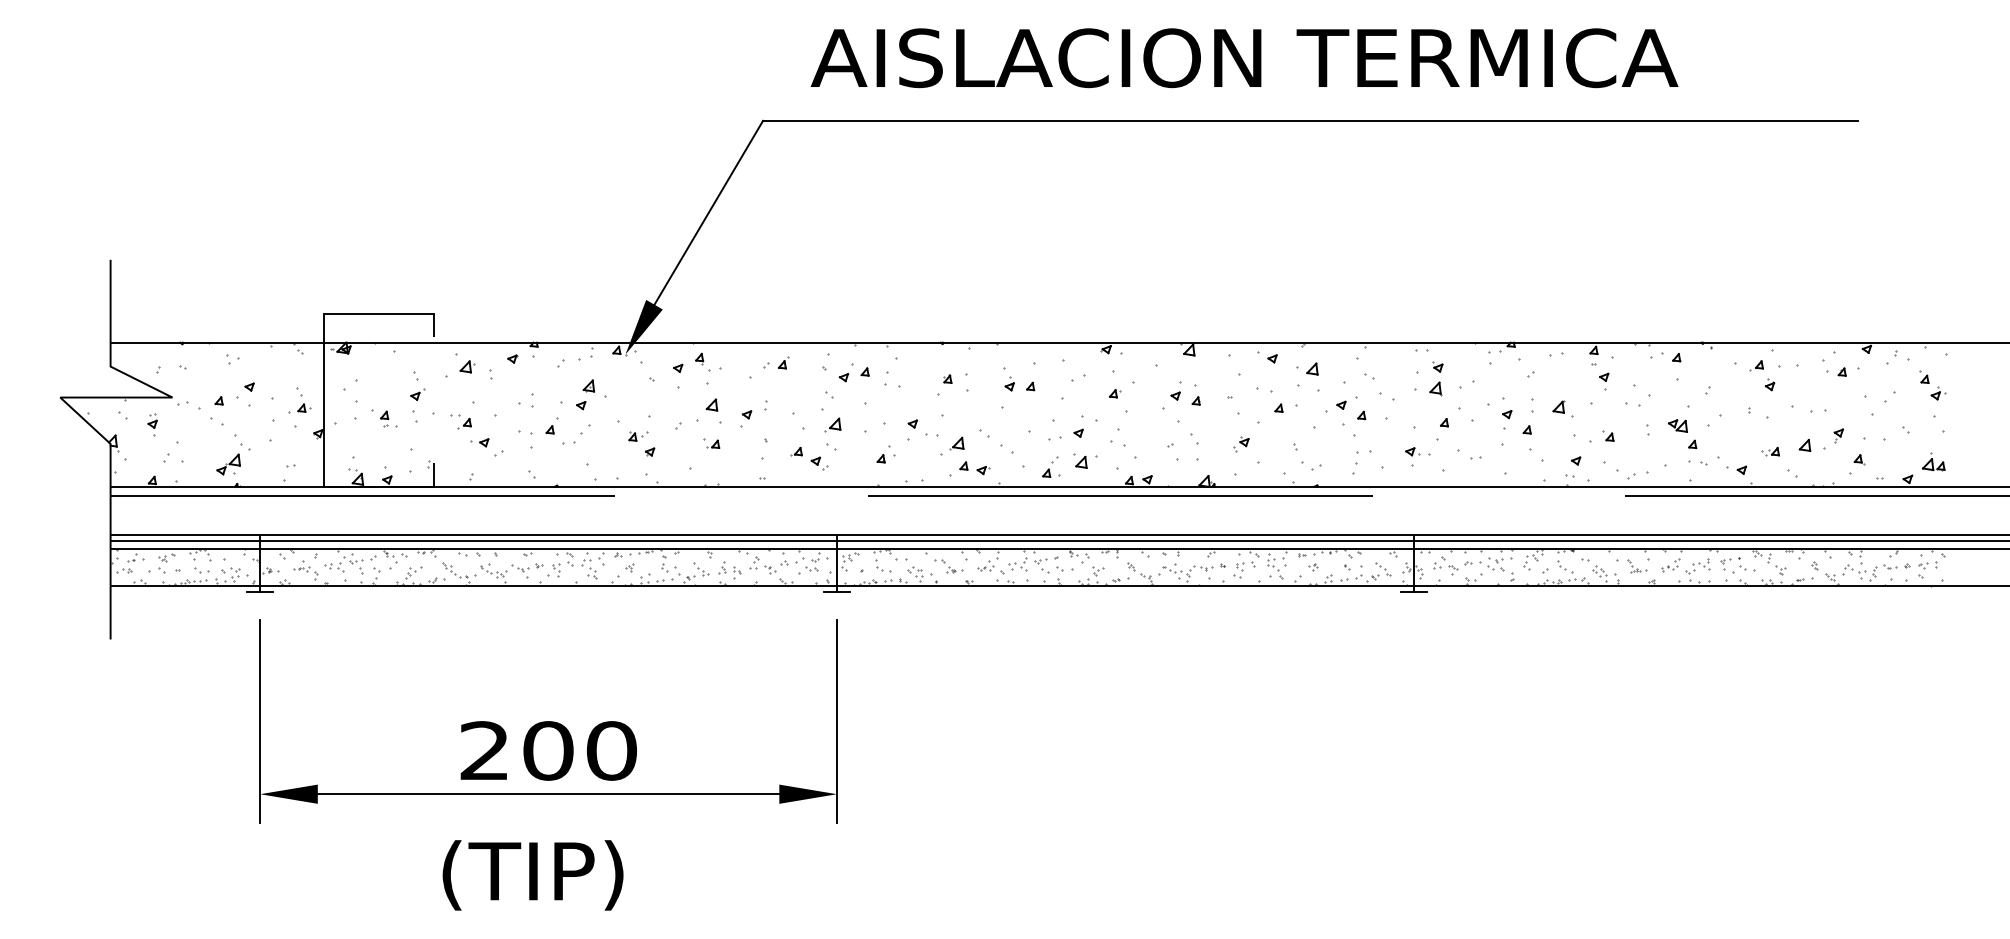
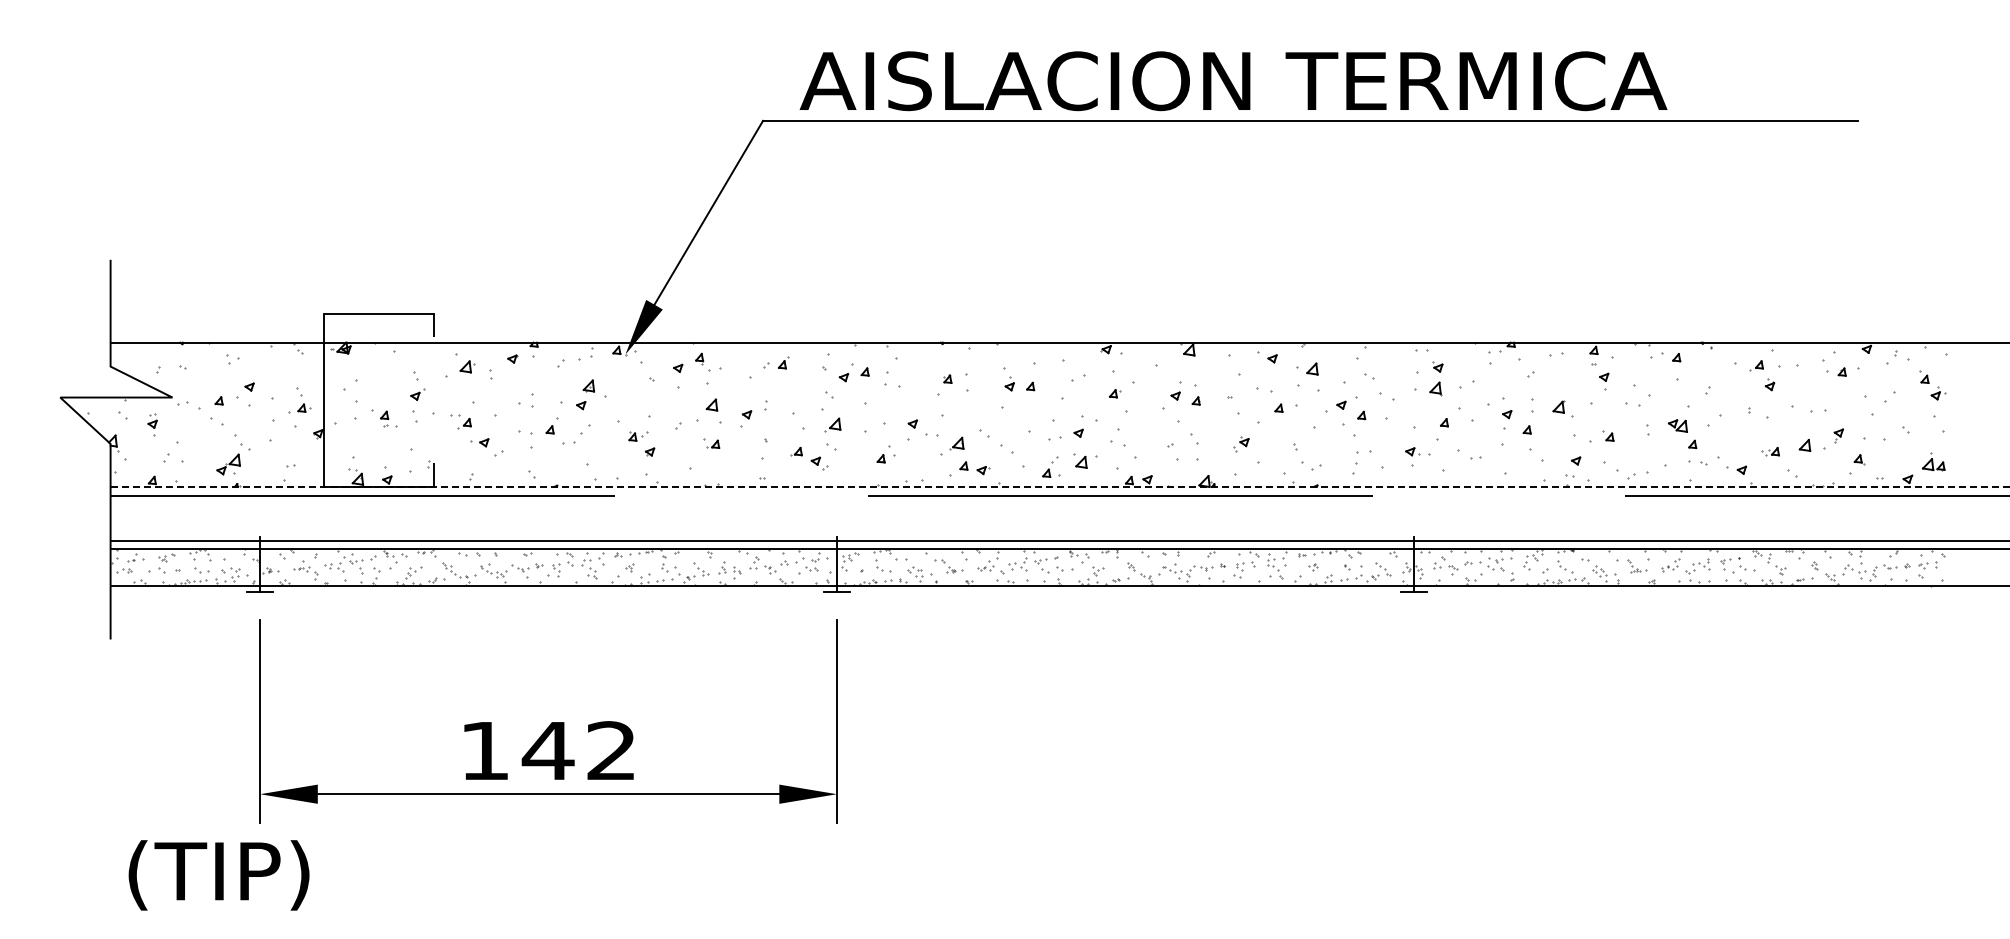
text position: (1244, 58) -> (1233, 81) (1233, 81)
line: solid -> dashed (1060, 486)
line: present -> none (1058, 534)
text: 200 -> 142 (548, 750)
text position: (532, 875) -> (218, 875) (218, 875)
